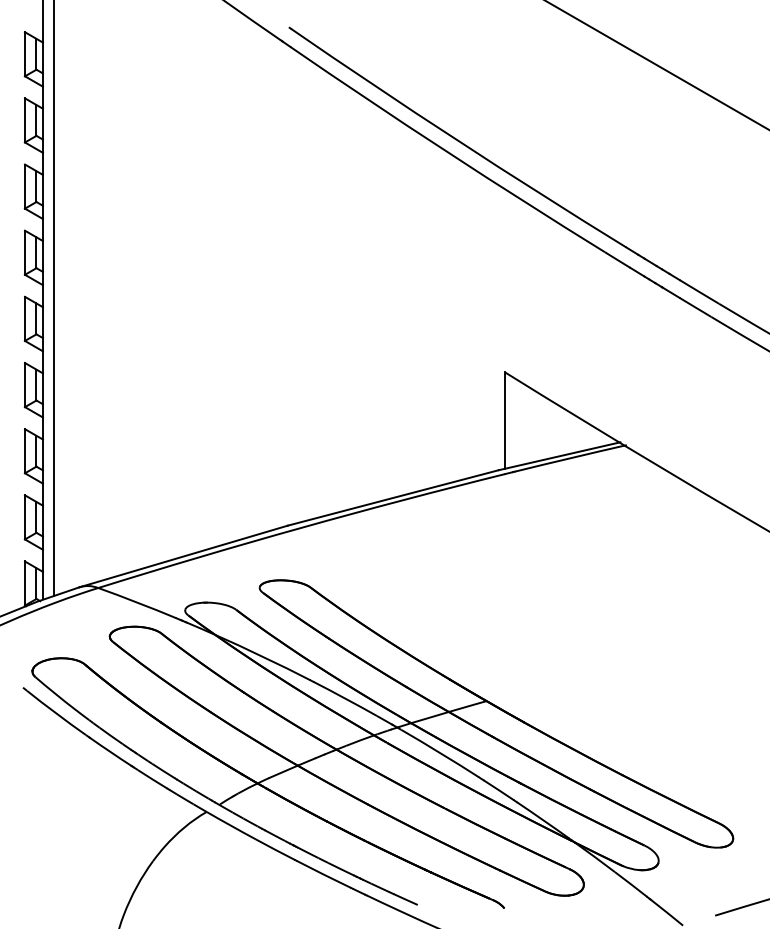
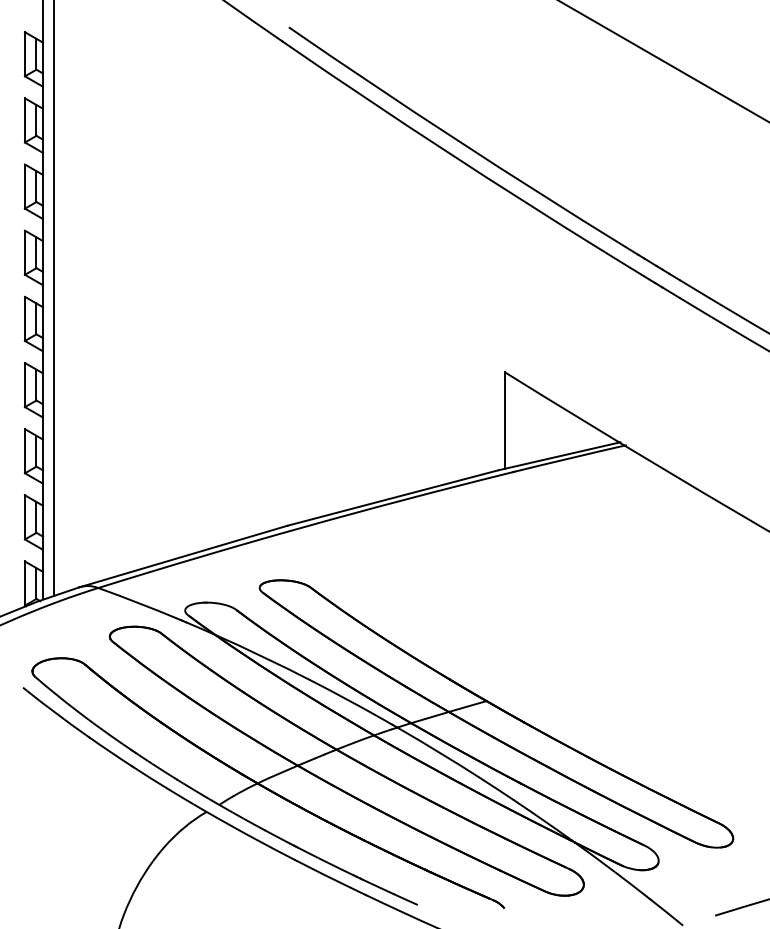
line position: (657, 65) -> (663, 61) (663, 61)
